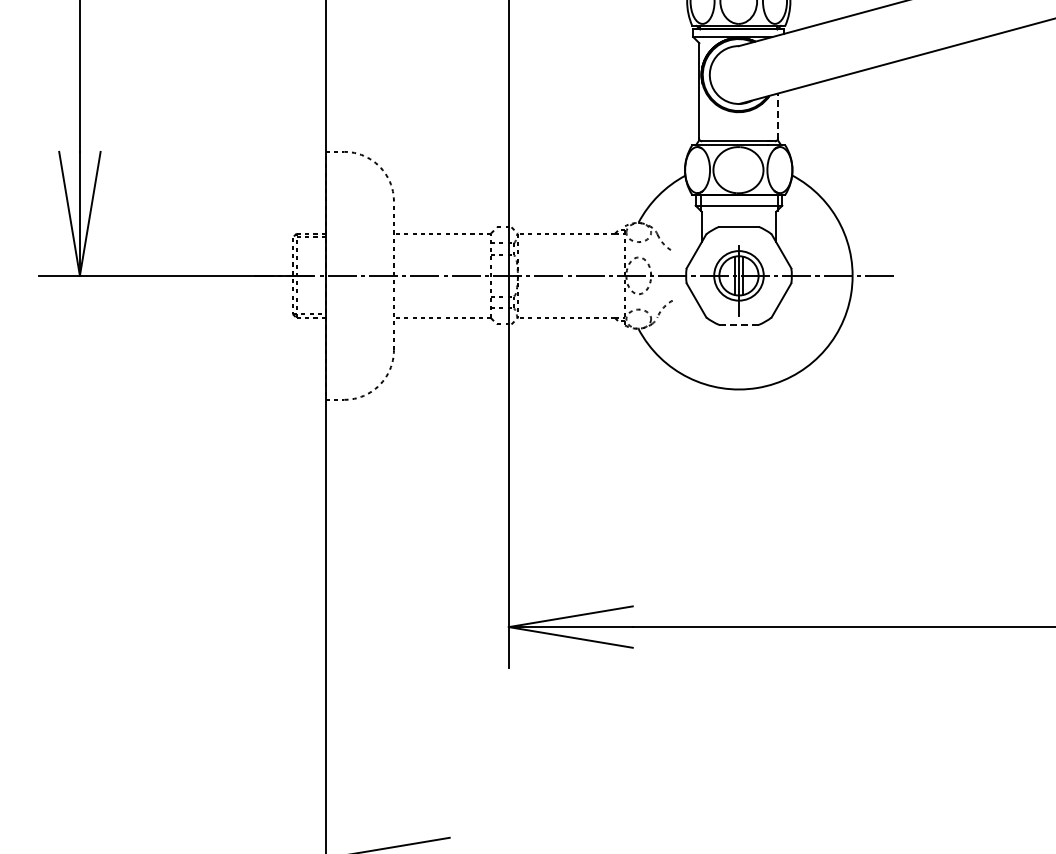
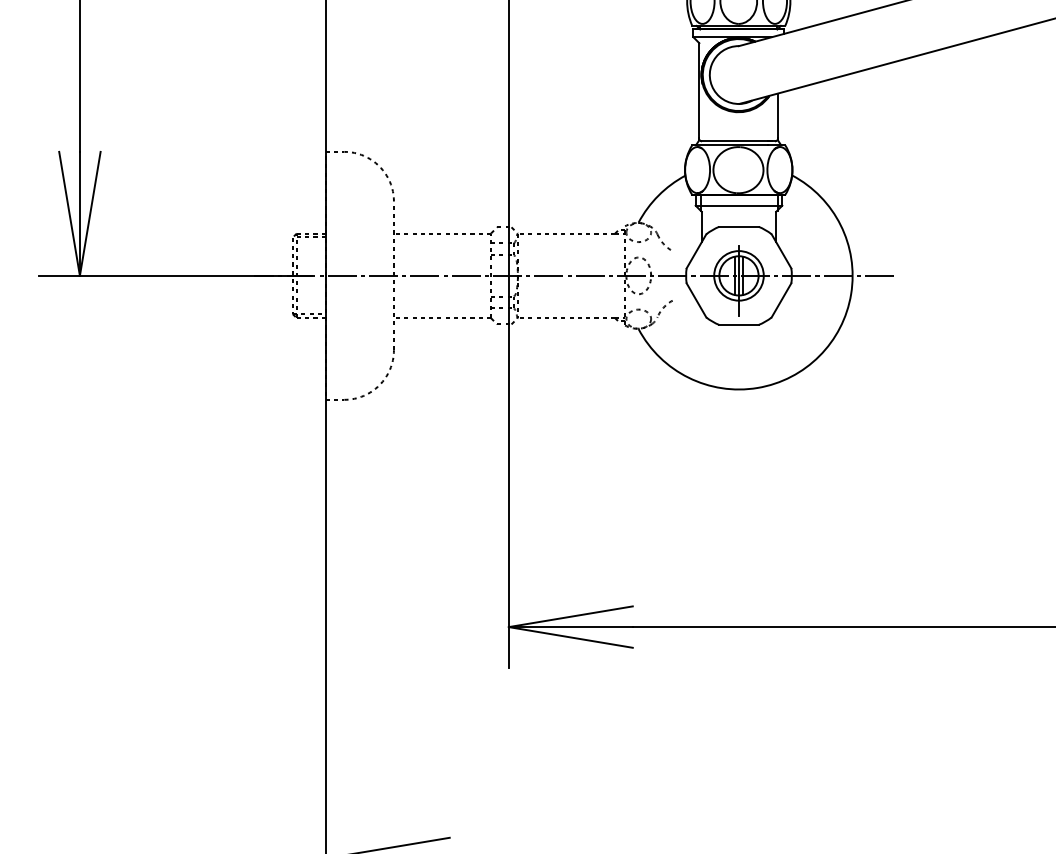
line: dashed -> solid (777, 116)
line: dashed -> solid (739, 324)
